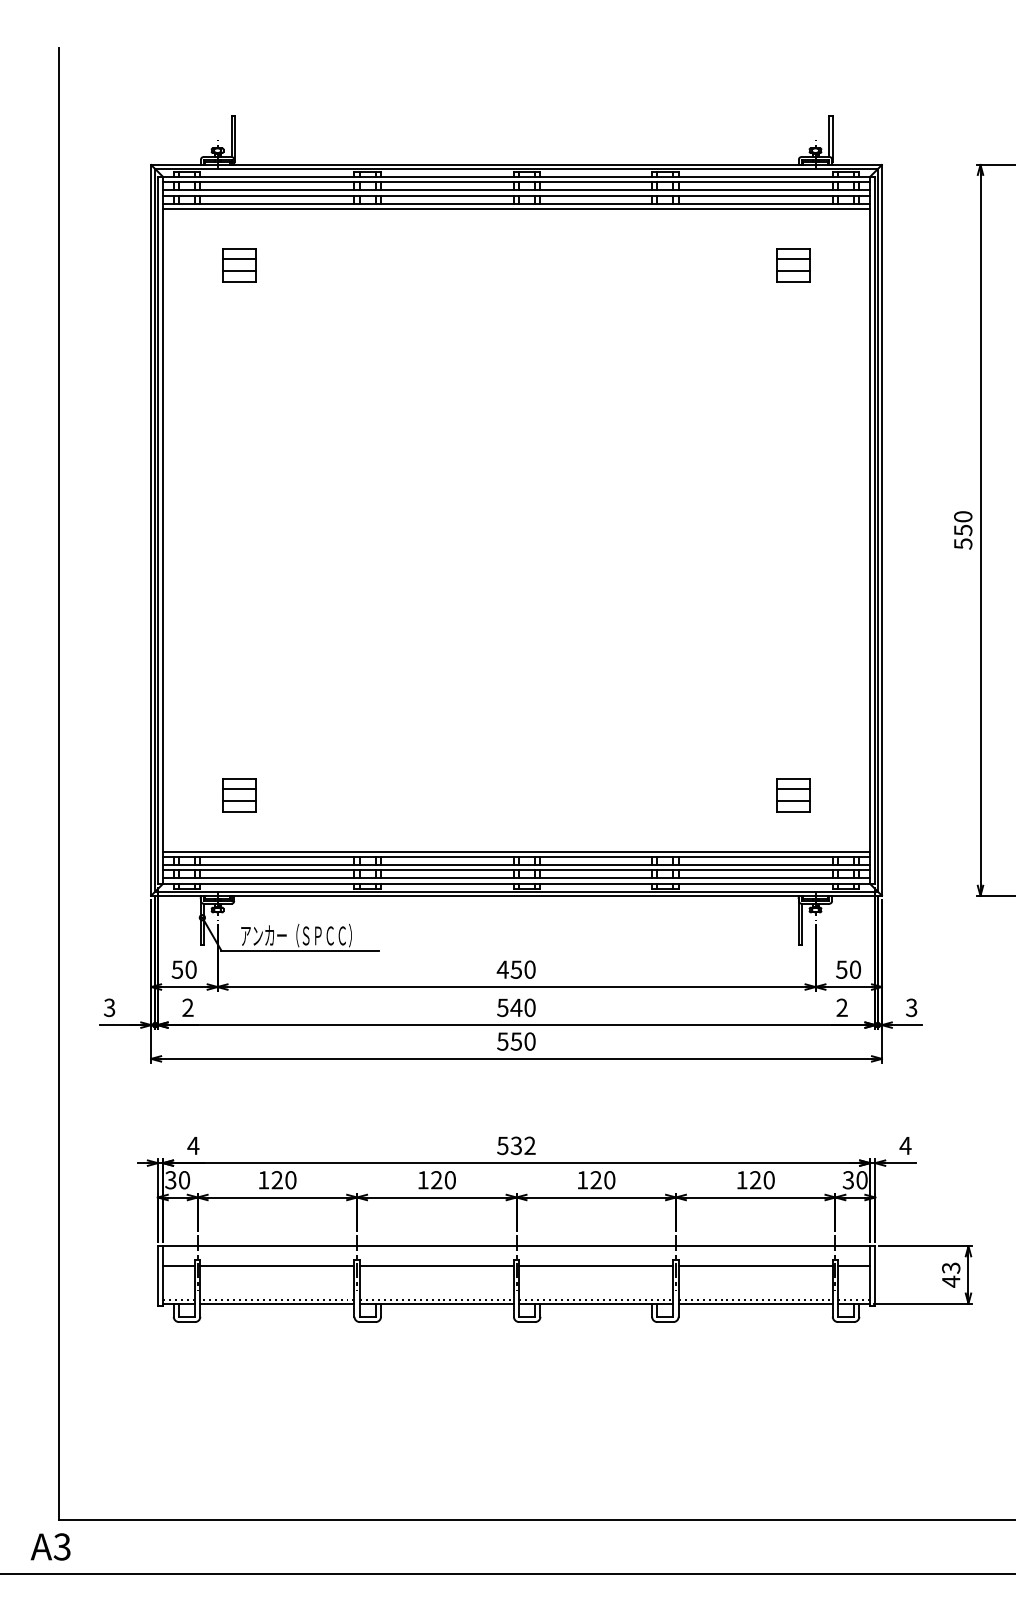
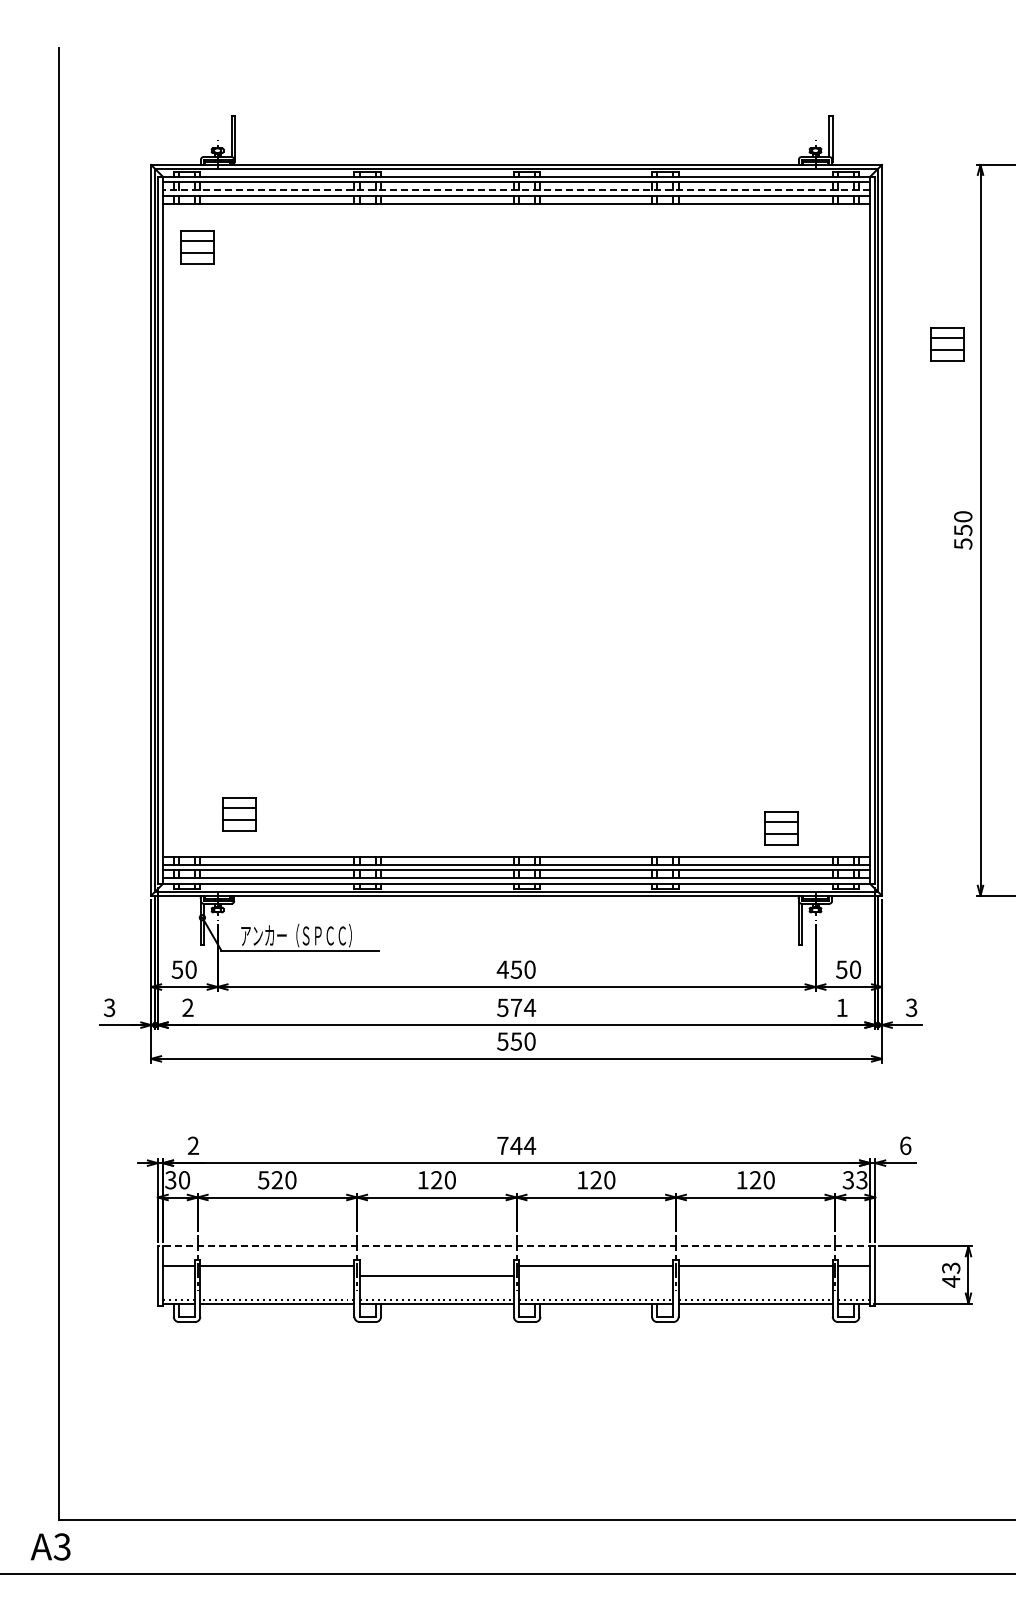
line: solid -> dashed (516, 190)
line: present -> none (516, 208)
part position: (239, 265) -> (197, 247) (197, 247)
part position: (793, 265) -> (947, 344) (947, 344)
part position: (239, 795) -> (239, 814) (239, 814)
part position: (793, 795) -> (781, 828) (781, 828)
line: present -> none (516, 851)
text: 540 -> 574 (523, 1007)
text: 2 -> 1 (841, 1007)
text: 4 -> 2 (193, 1145)
text: 532 -> 744 (516, 1145)
text: 4 -> 6 (905, 1145)
text: 120 -> 520 (263, 1180)
text: 30 -> 33 (861, 1180)
line: solid -> dashed (516, 1246)
line position: (436, 1266) -> (436, 1276) (436, 1276)
